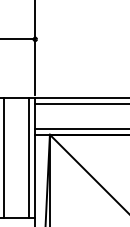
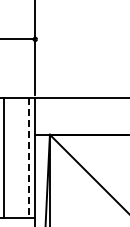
line: present -> none (80, 103)
line: present -> none (80, 128)
line: solid -> dashed (29, 158)
